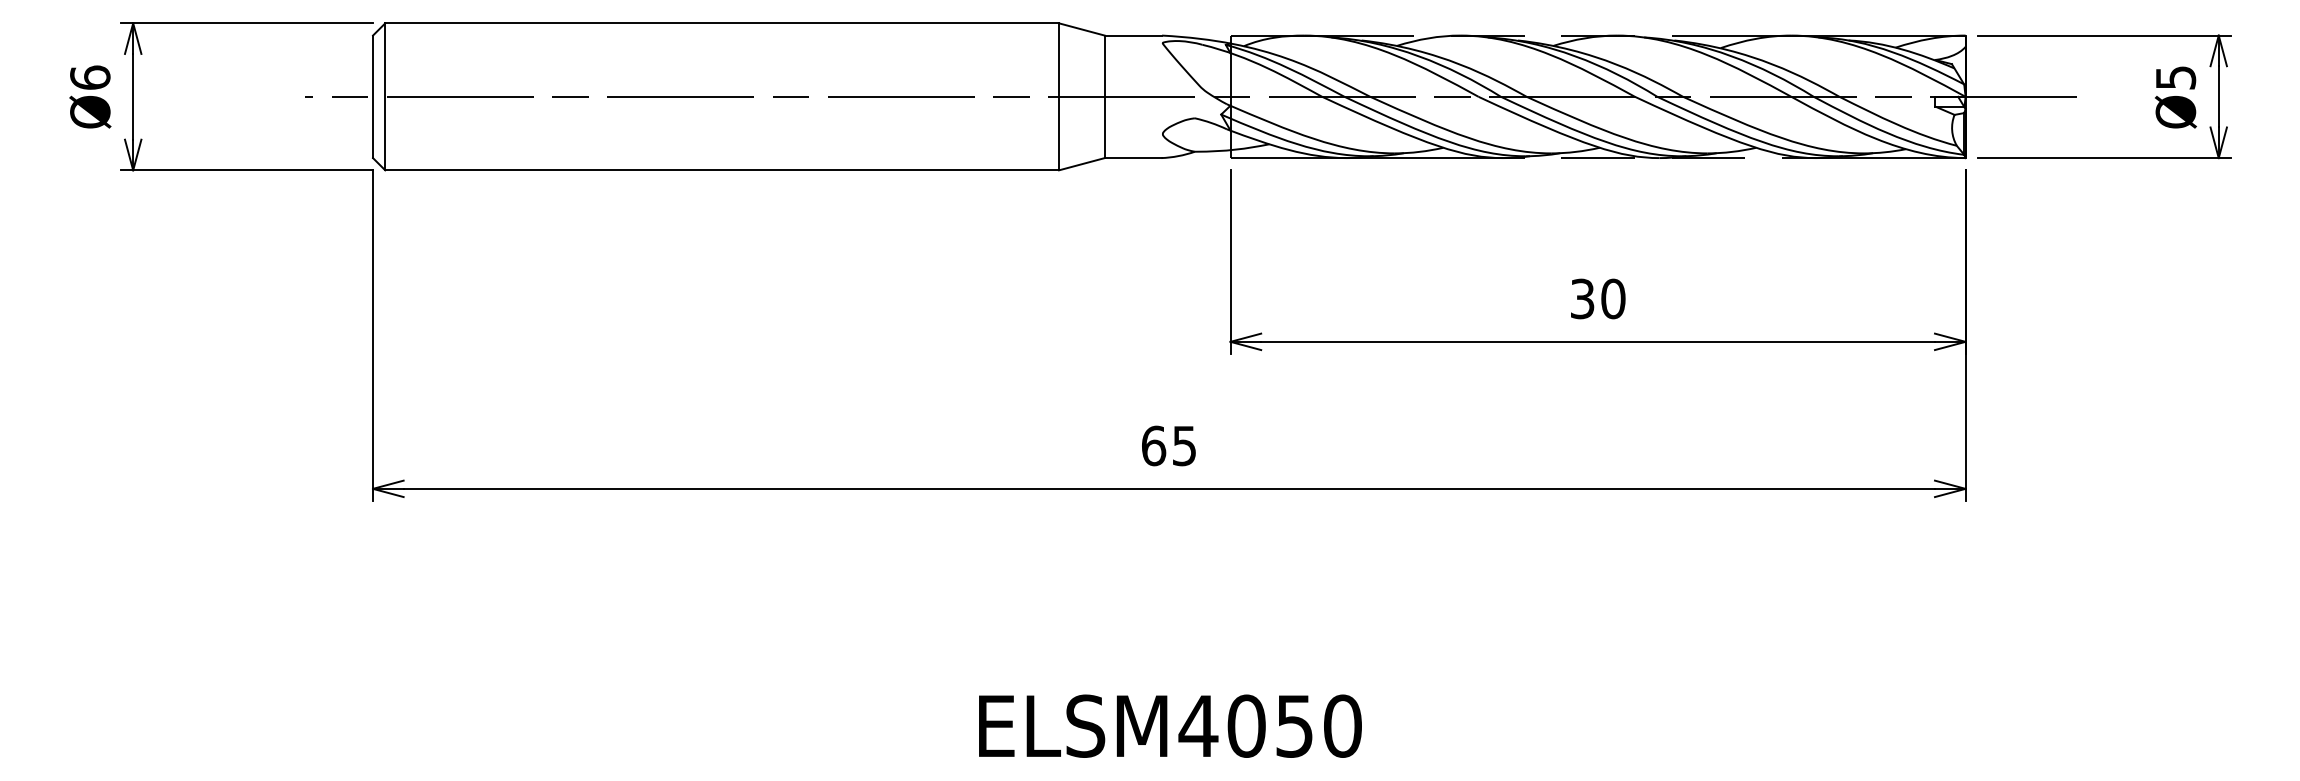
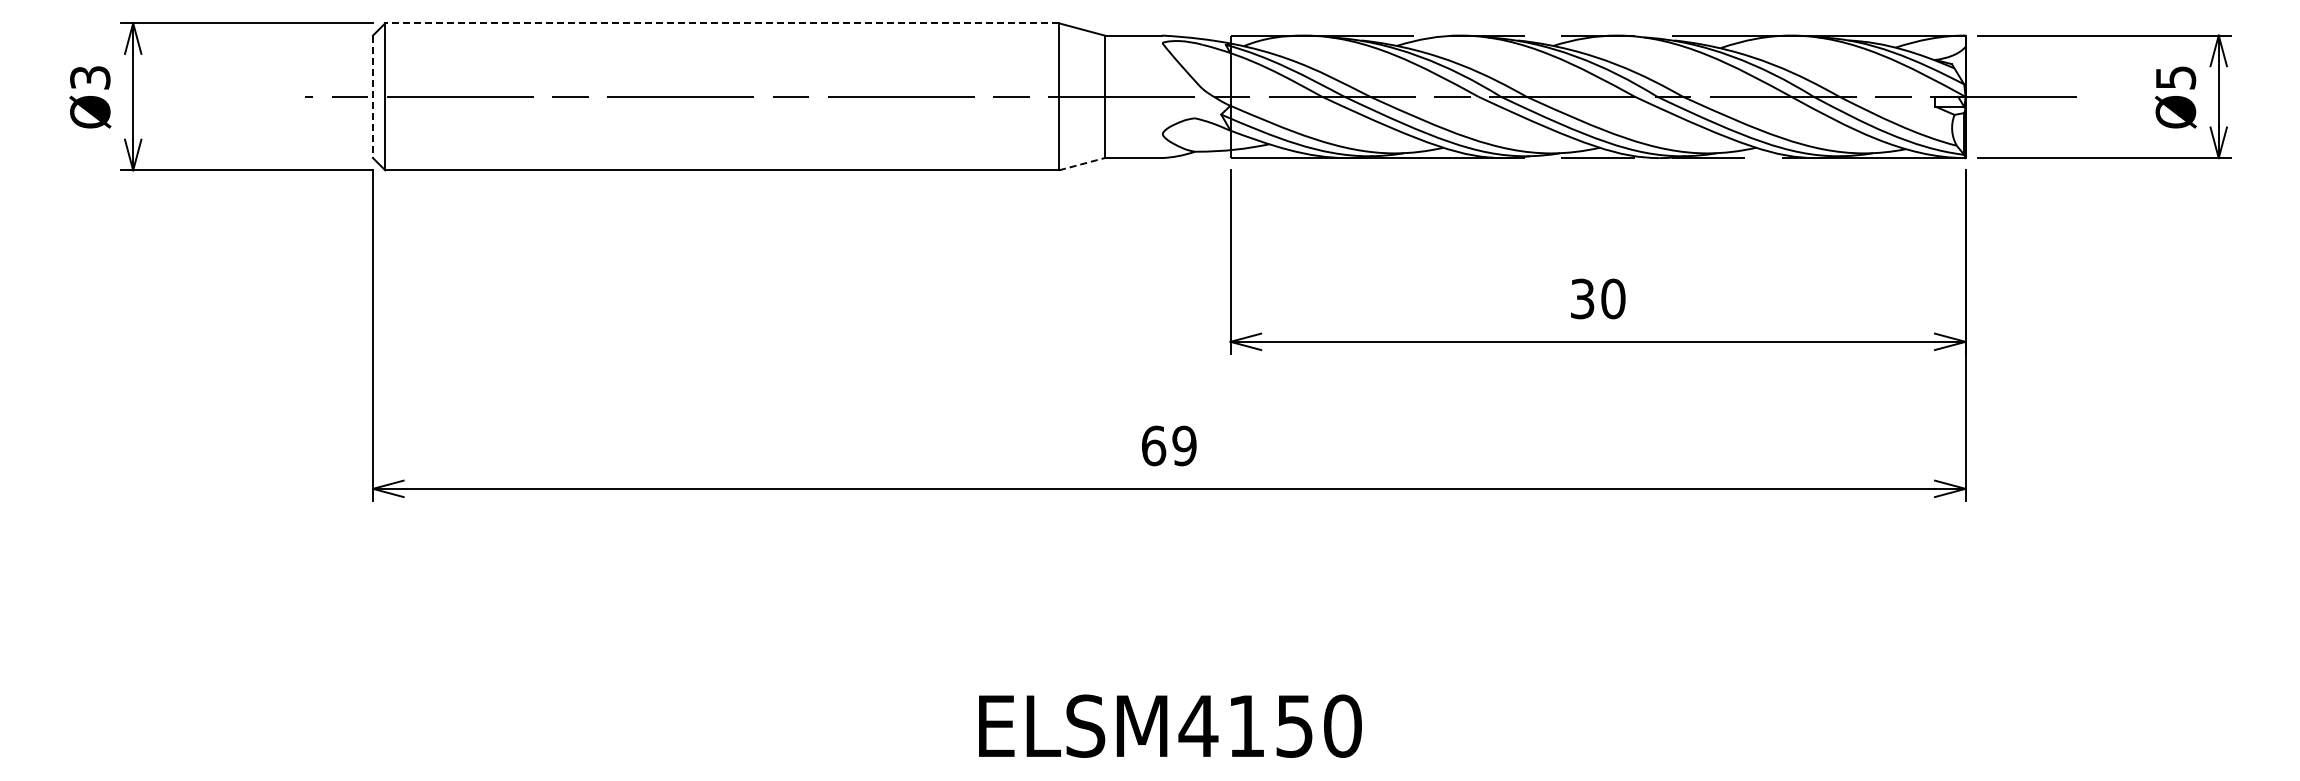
line: solid -> dashed (722, 23)
text: Ø6 -> Ø3 (90, 77)
line: solid -> dashed (373, 97)
line: solid -> dashed (1081, 164)
text: 65 -> 69 (1184, 445)
text: ELSM4050 -> ELSM4150 (1246, 725)
